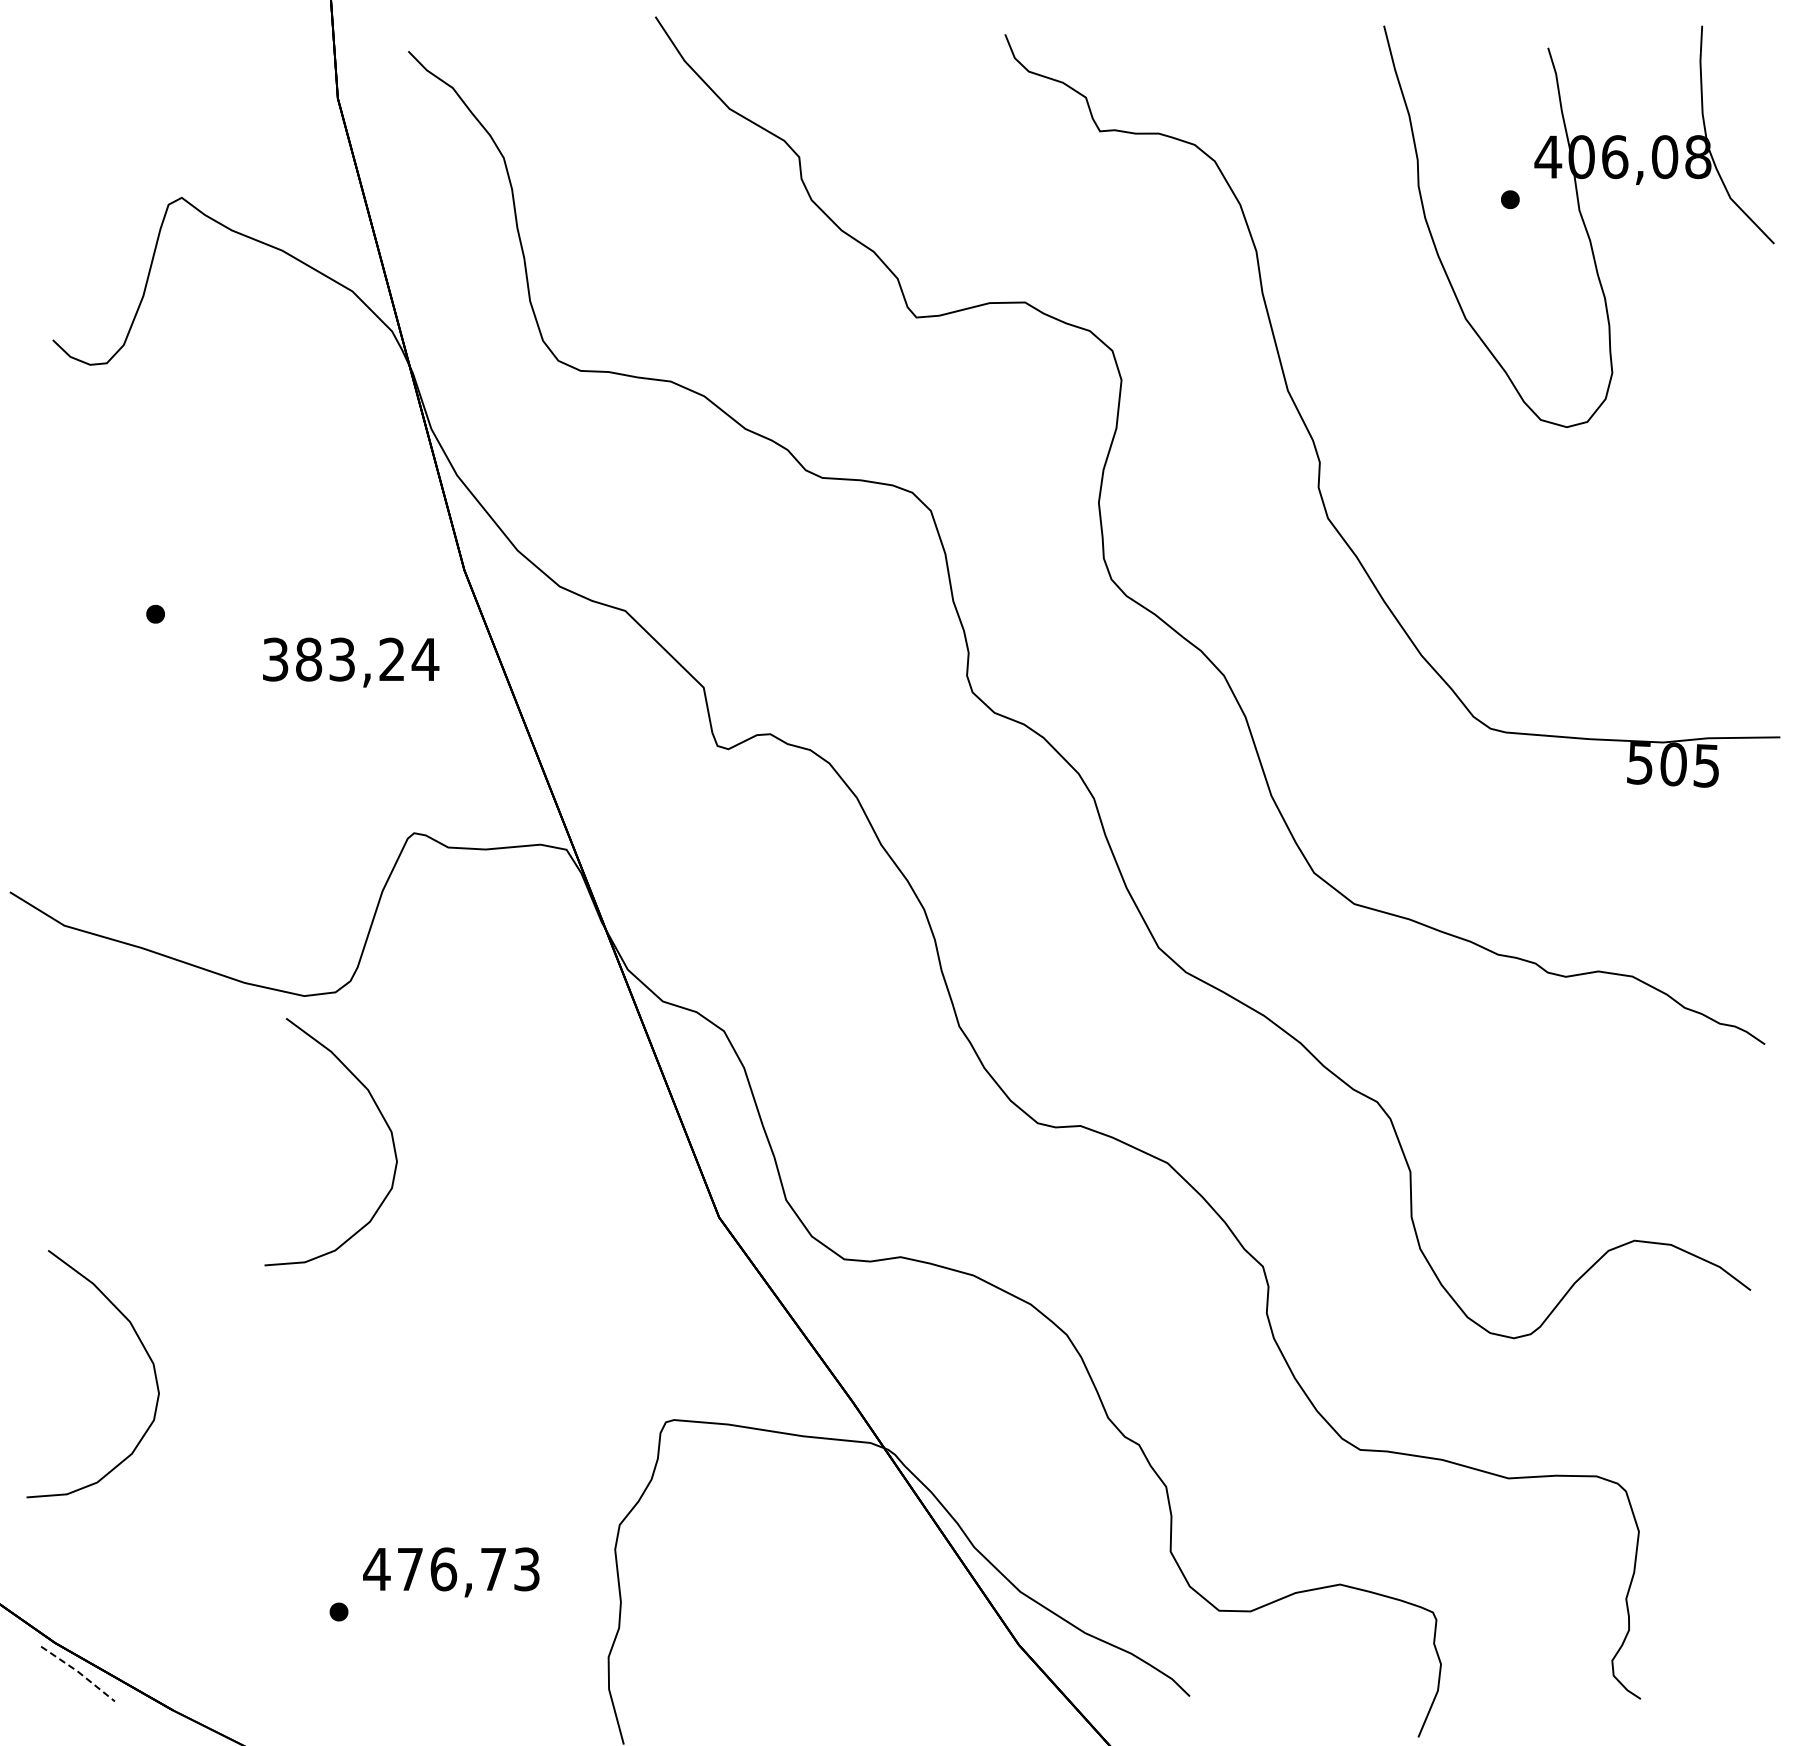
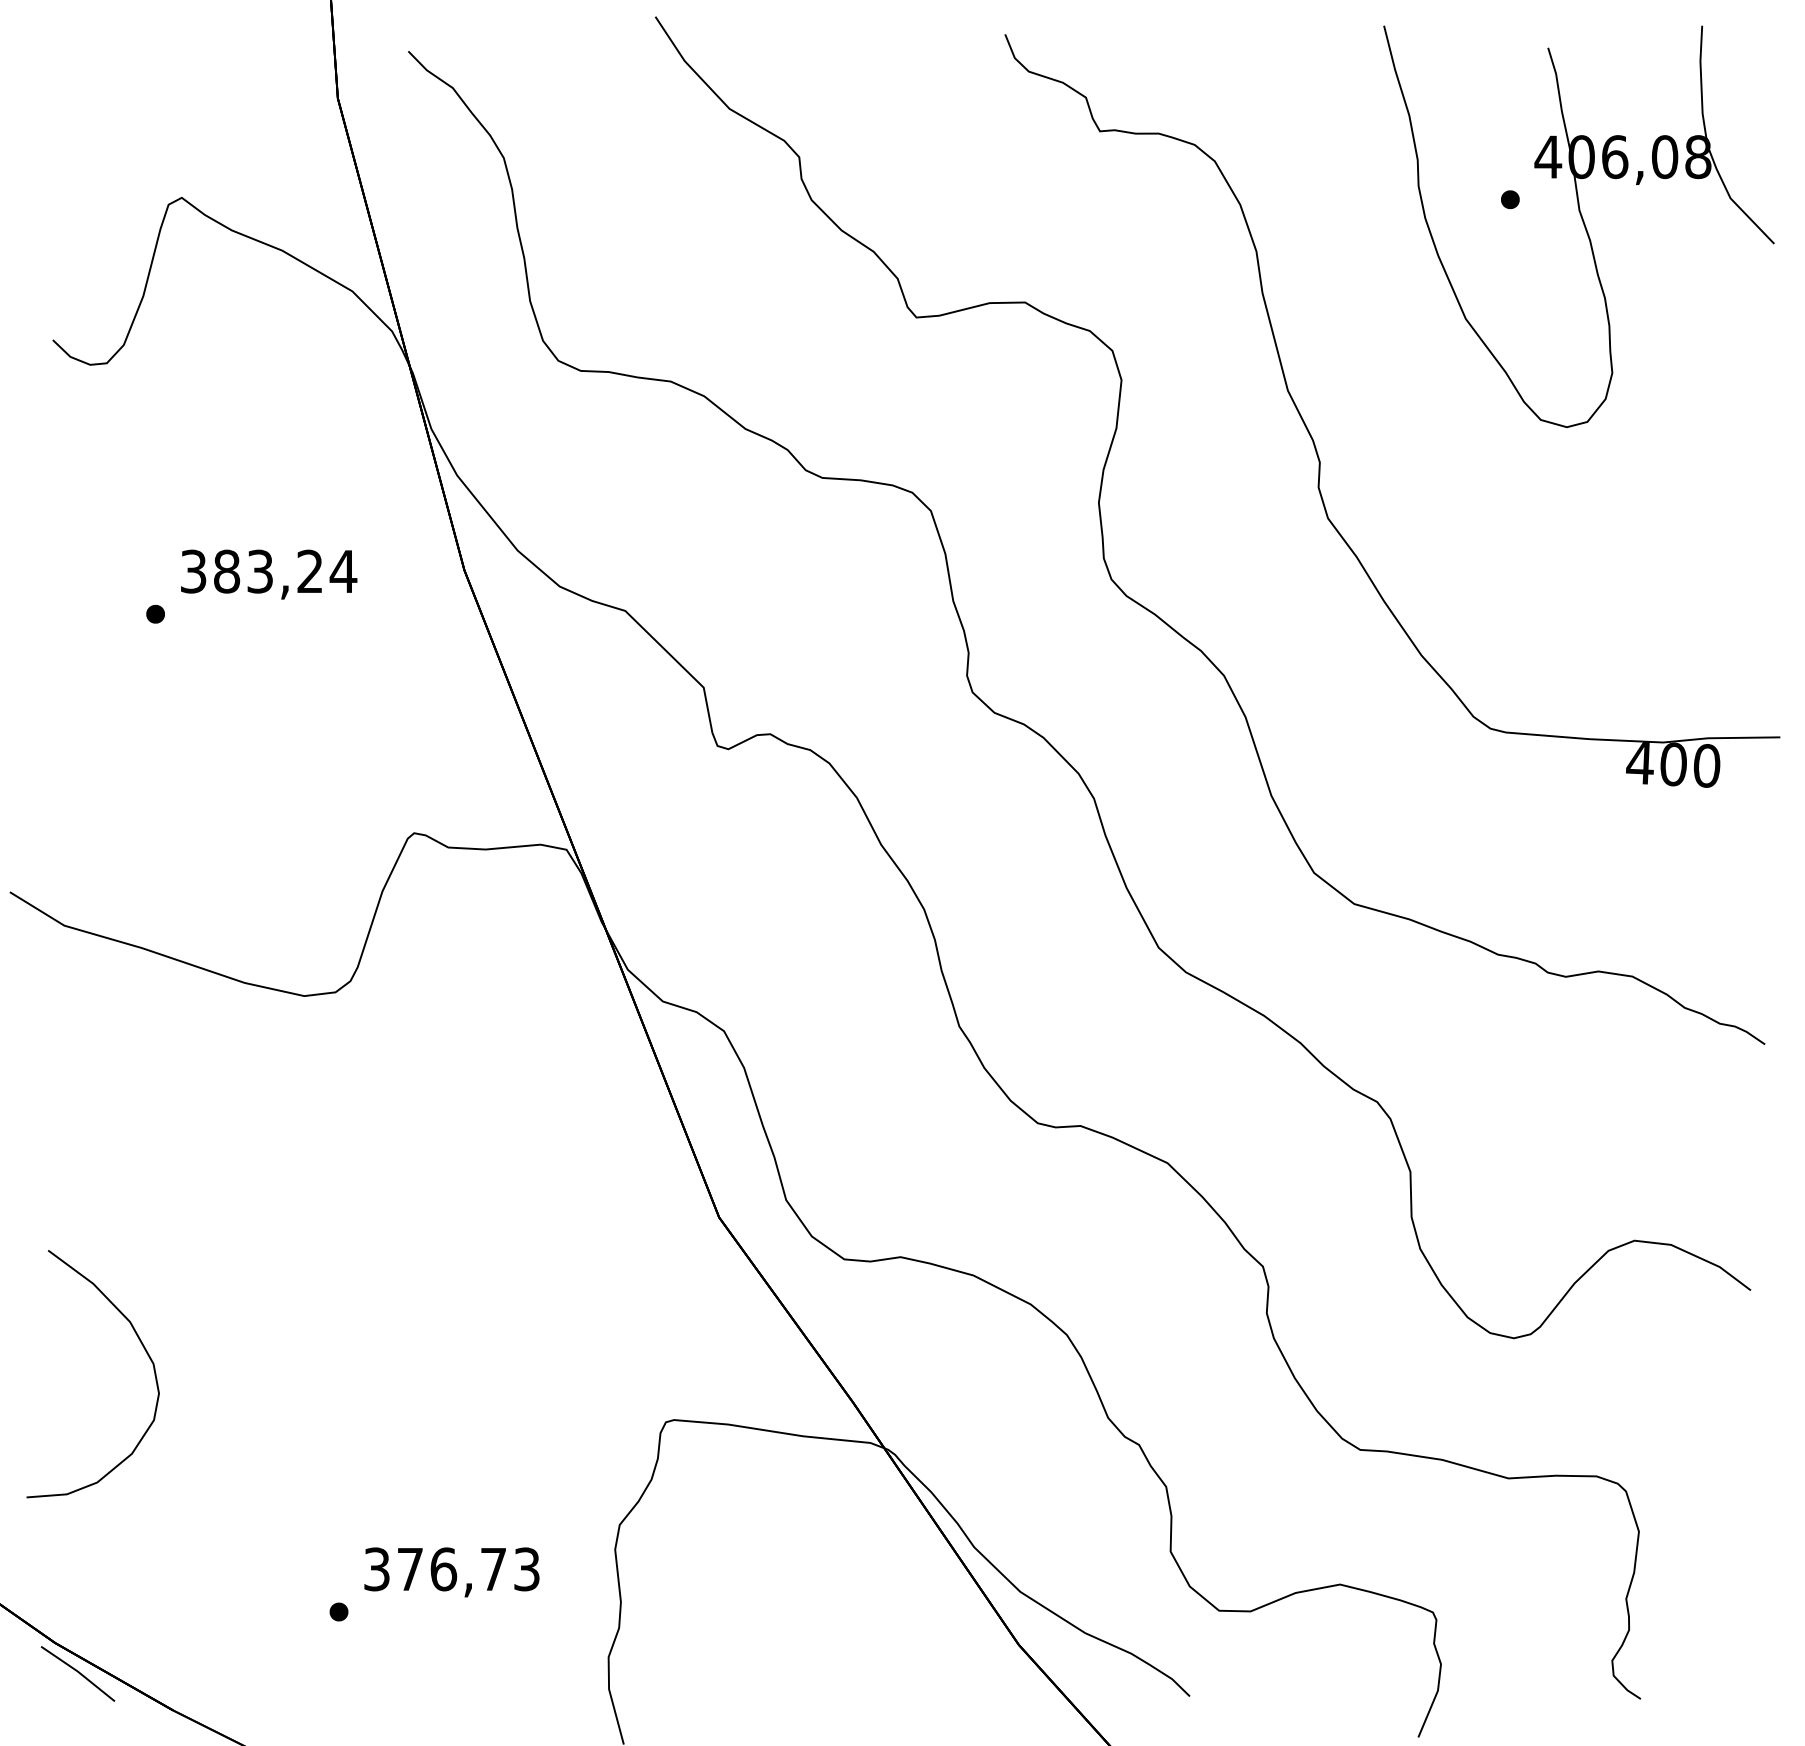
text position: (351, 662) -> (269, 574) (269, 574)
text: 505 -> 400 (1673, 764)
curve: present -> none (381, 1116)
text: 476,73 -> 376,73 (376, 1569)
line: dashed -> solid (79, 1672)
